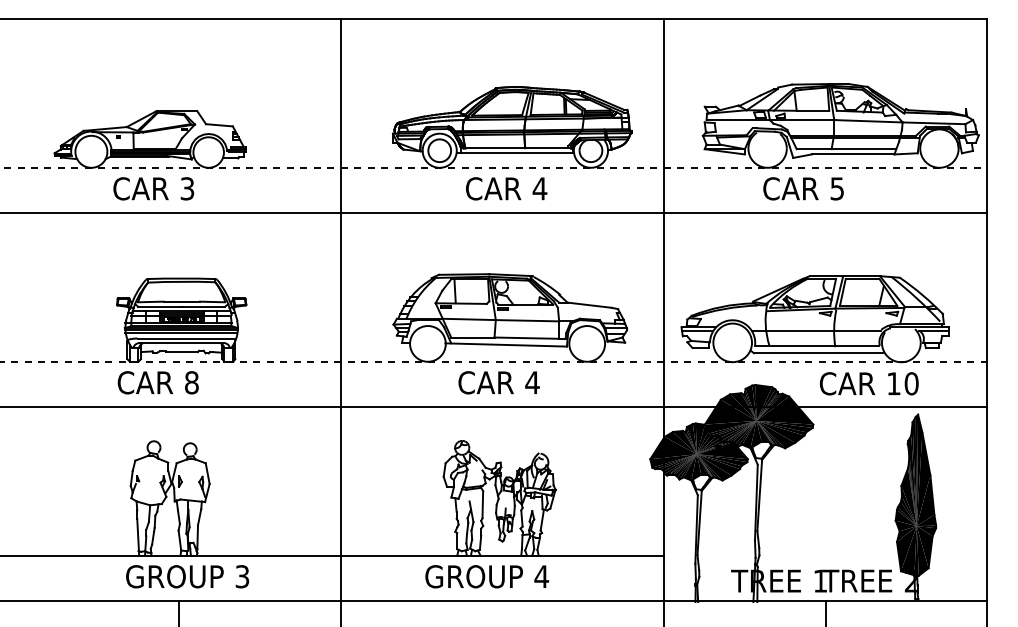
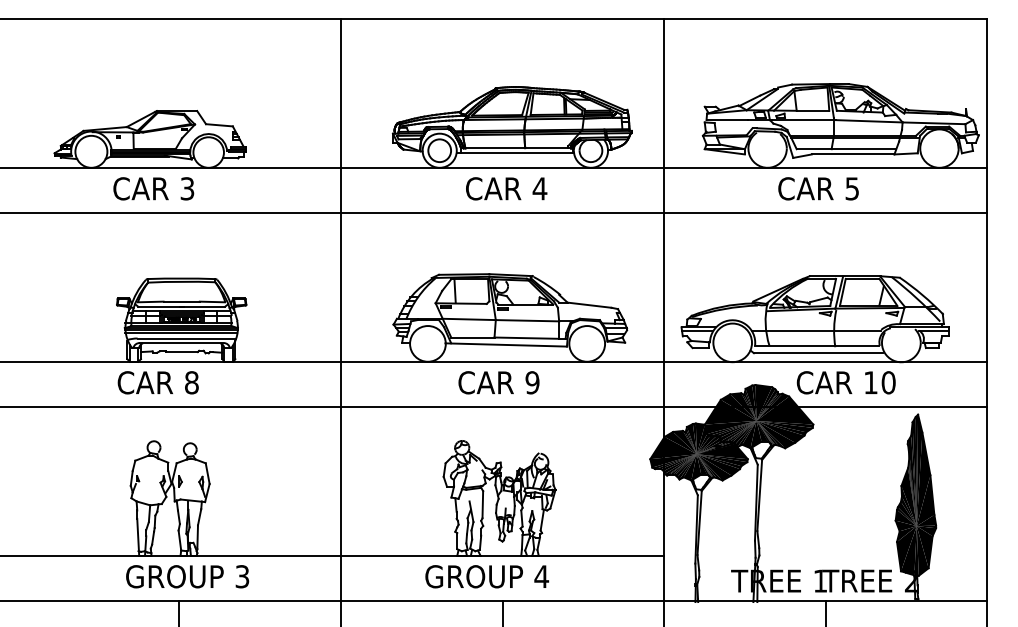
line: dashed -> solid (494, 167)
text position: (803, 188) -> (818, 188) (818, 188)
line: dashed -> solid (494, 361)
text: 4 -> 9 (532, 382)
text position: (868, 383) -> (845, 382) (845, 382)
line: none -> present (502, 611)
